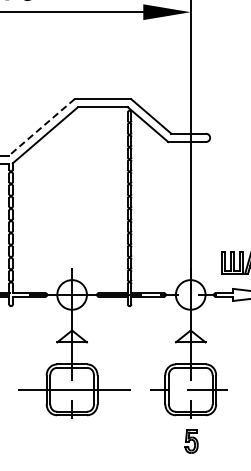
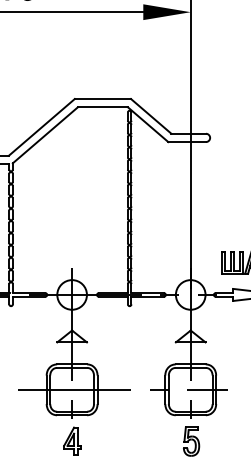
line: dashed -> solid (41, 127)
part: none -> present (72, 440)
part size: 15x25 px -> 18x31 px (191, 441)
